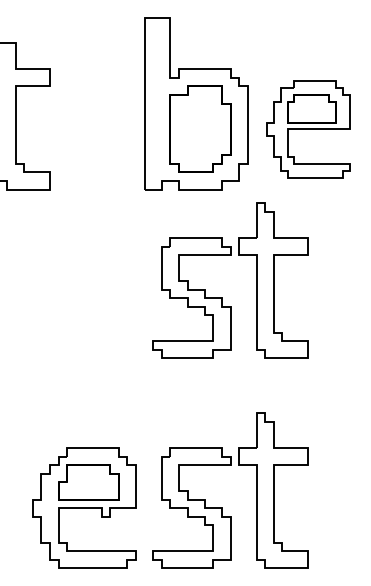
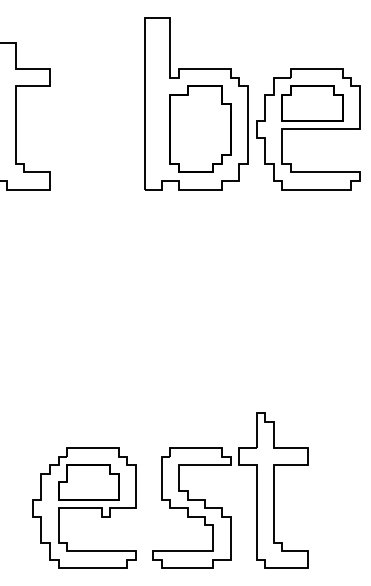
part size: 85x99 px -> 105x123 px (308, 129)
part: present -> none (222, 297)
